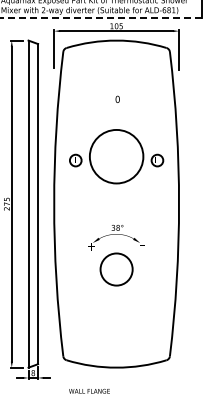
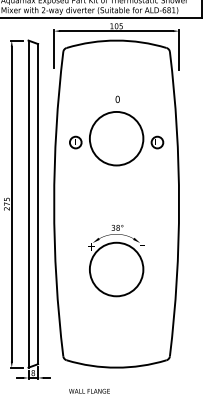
line: dashed -> solid (101, 17)
part position: (116, 156) -> (116, 138) (116, 138)
circle diameter: 32 px -> 54 px (116, 269)
